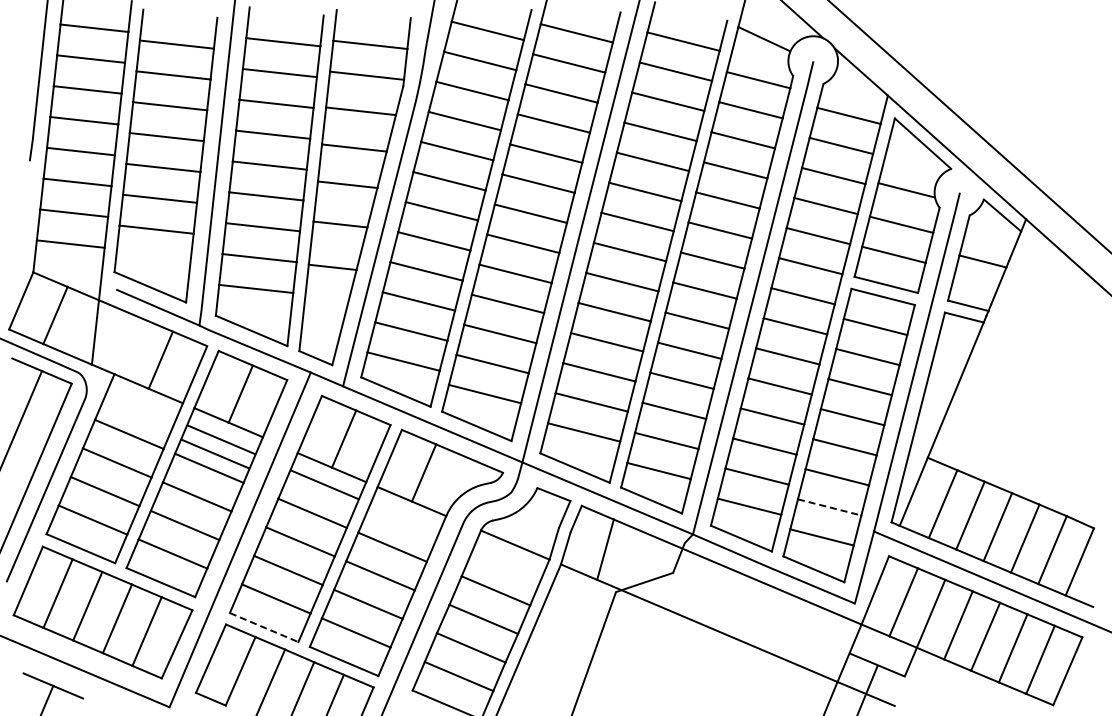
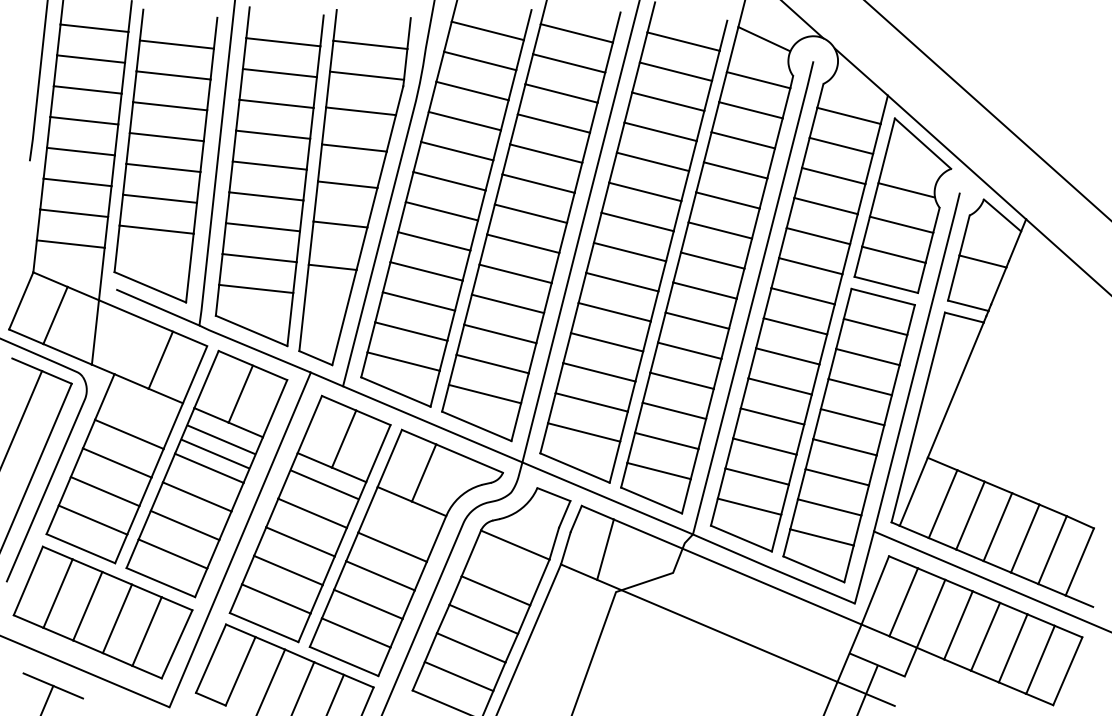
line position: (969, 126) -> (987, 110) (987, 110)
line: dashed -> solid (829, 507)
line: dashed -> solid (264, 627)
